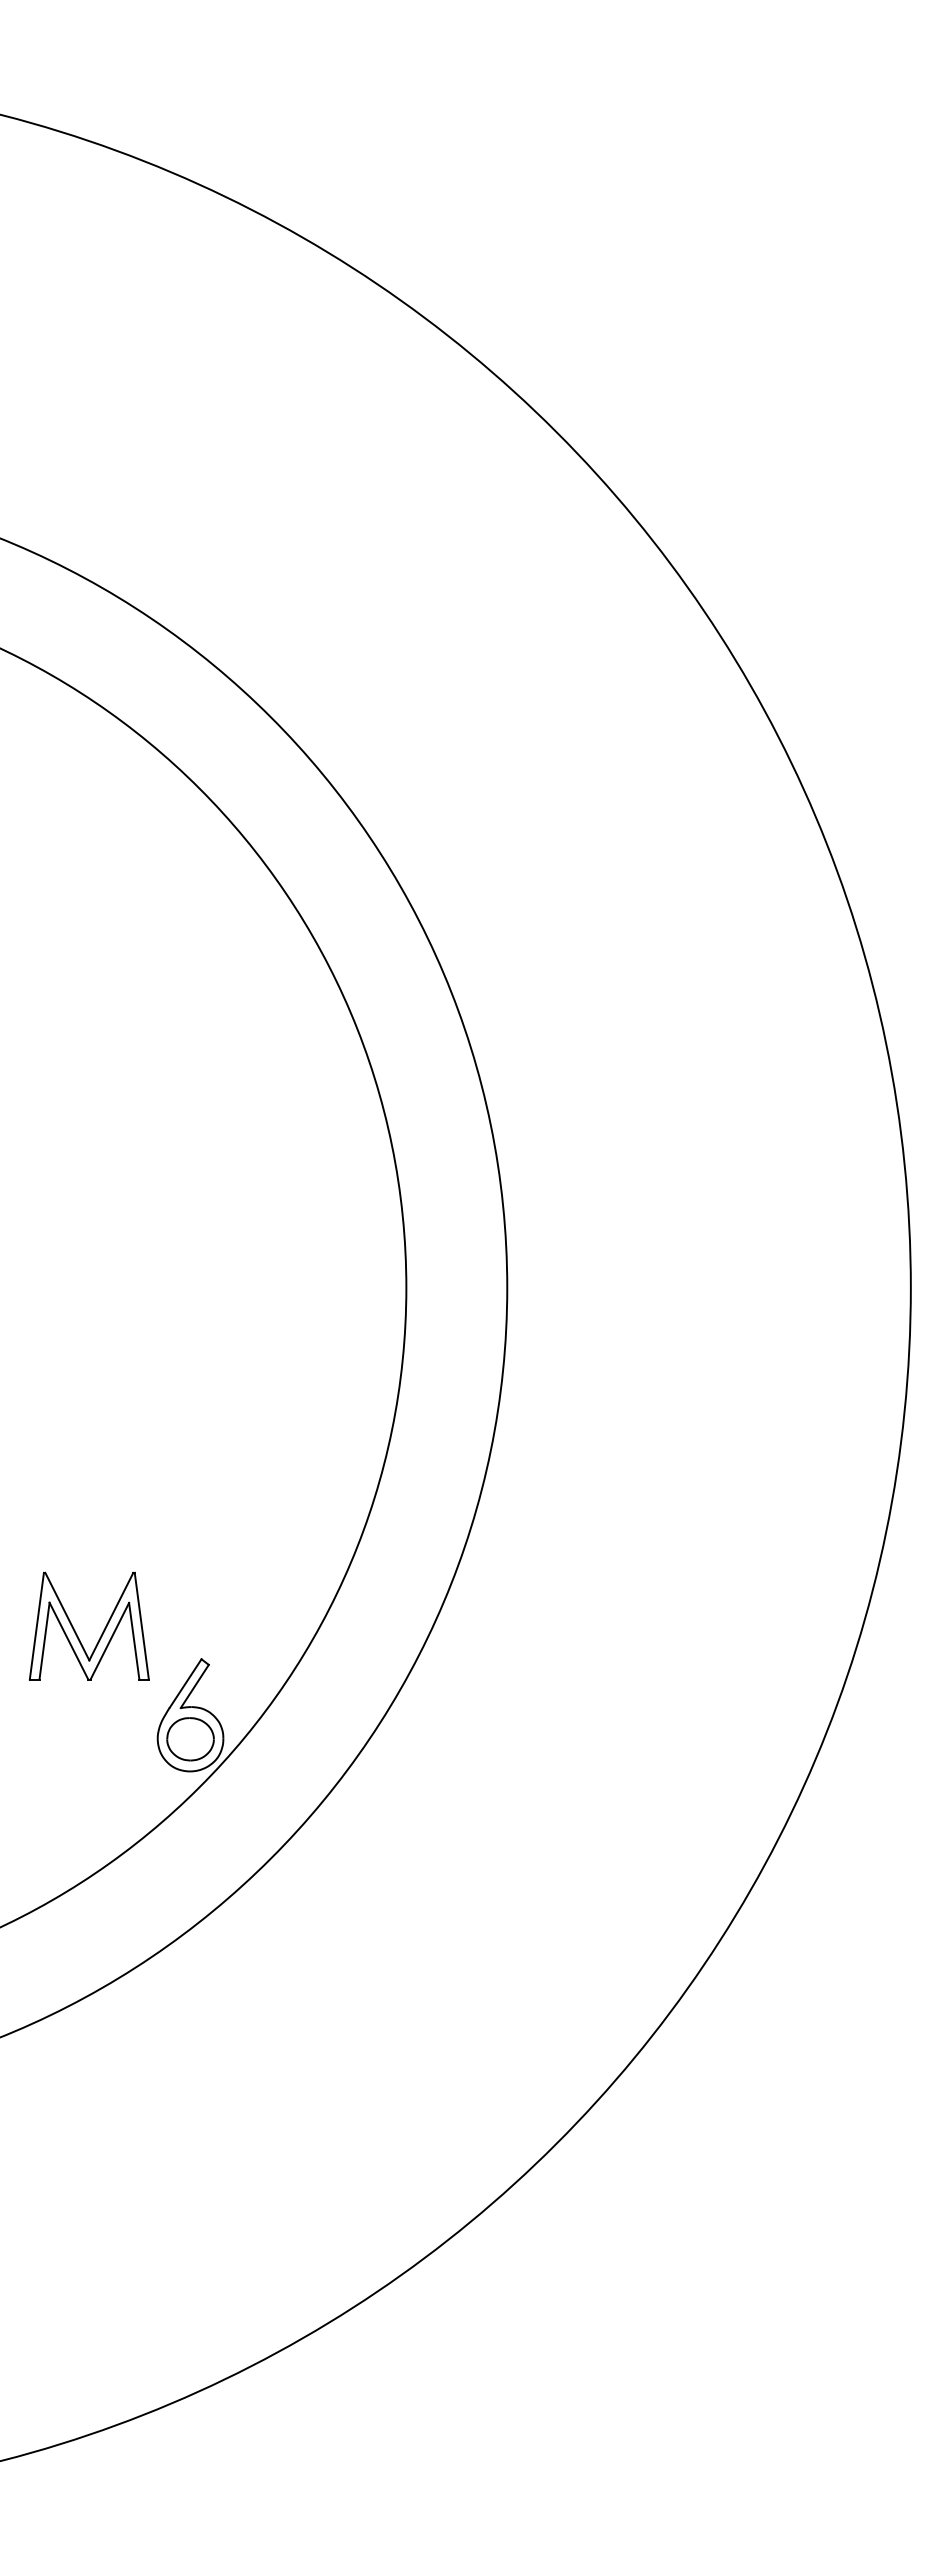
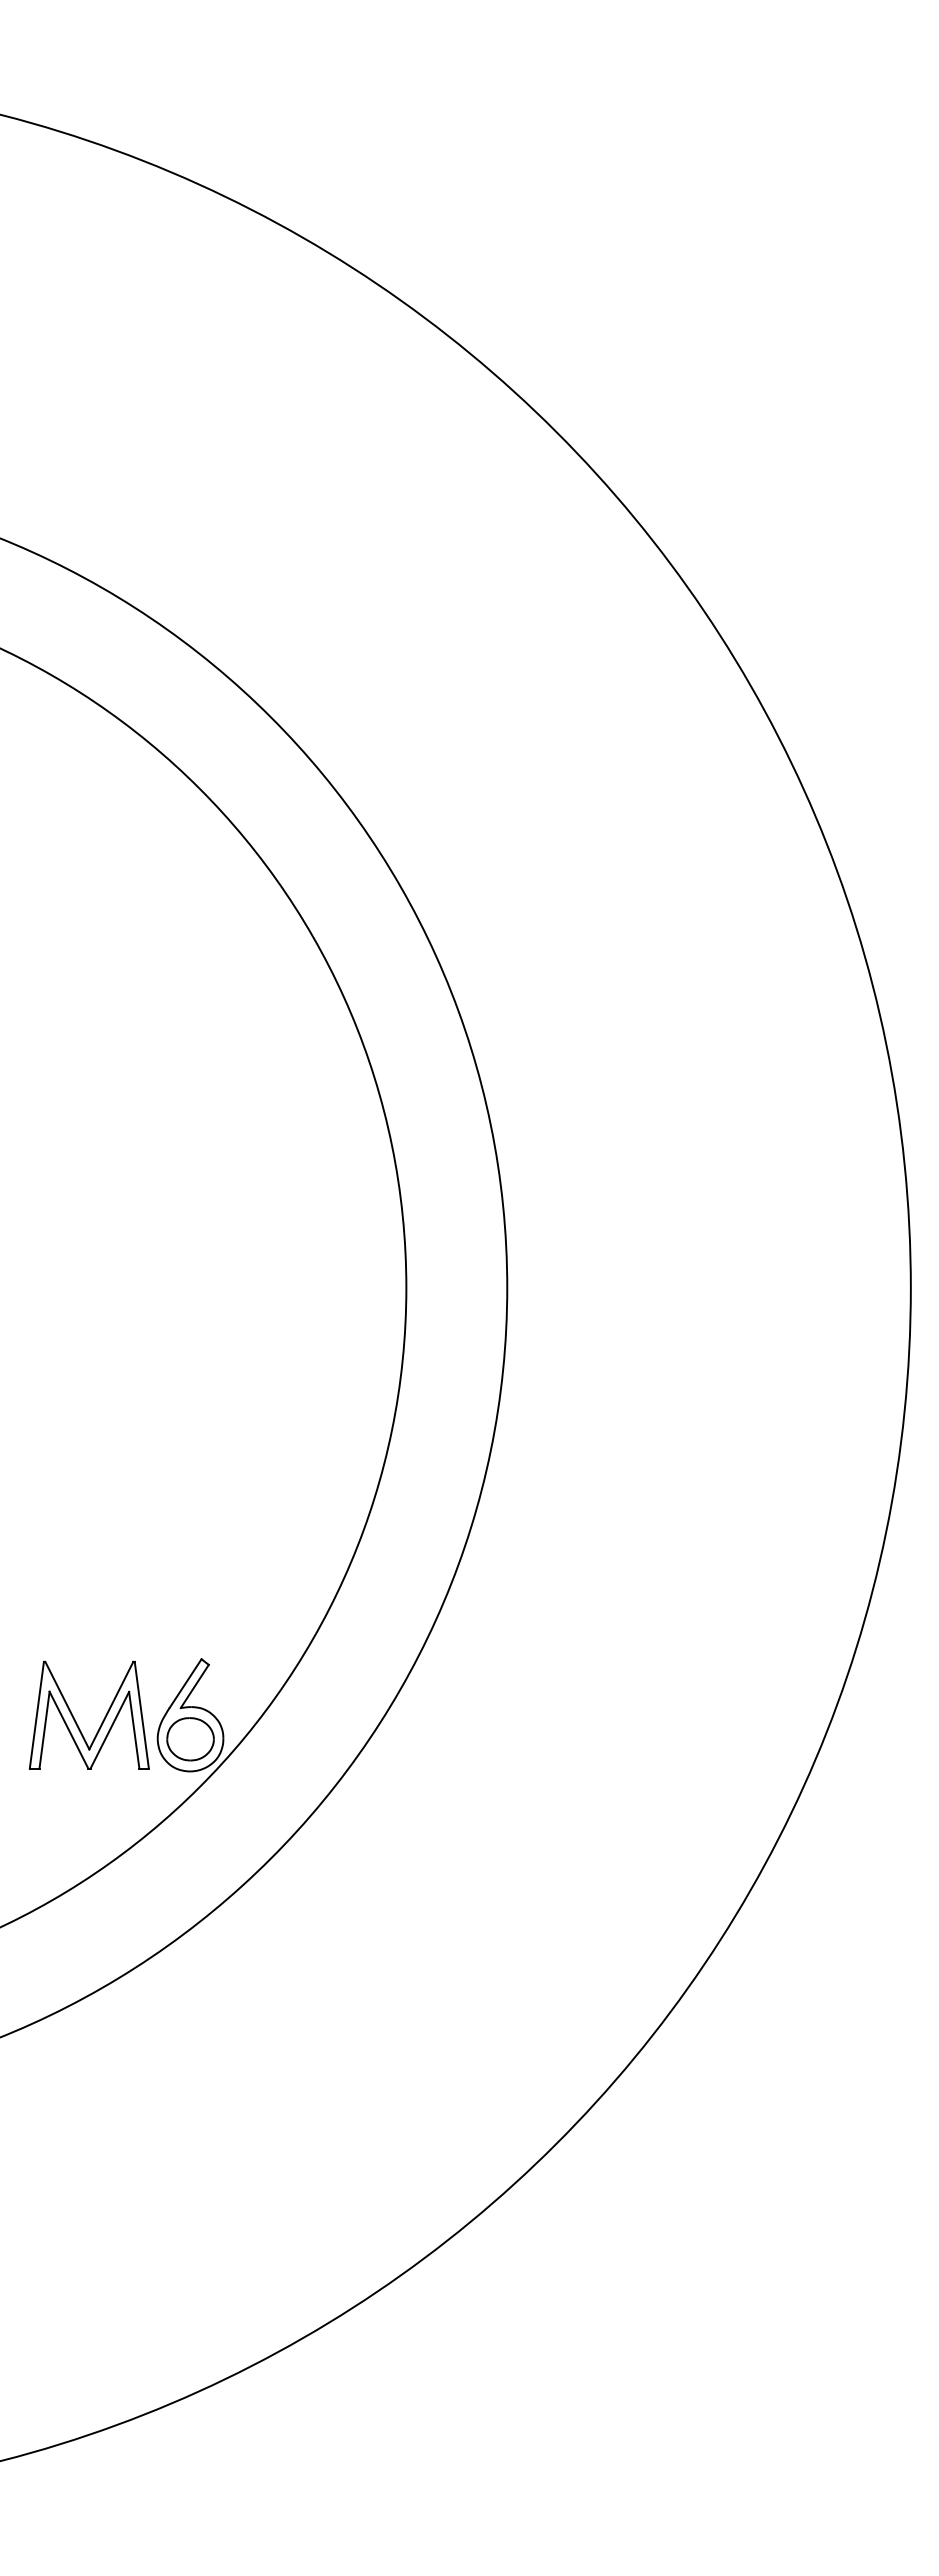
part position: (76, 1632) -> (76, 1721) (76, 1721)
